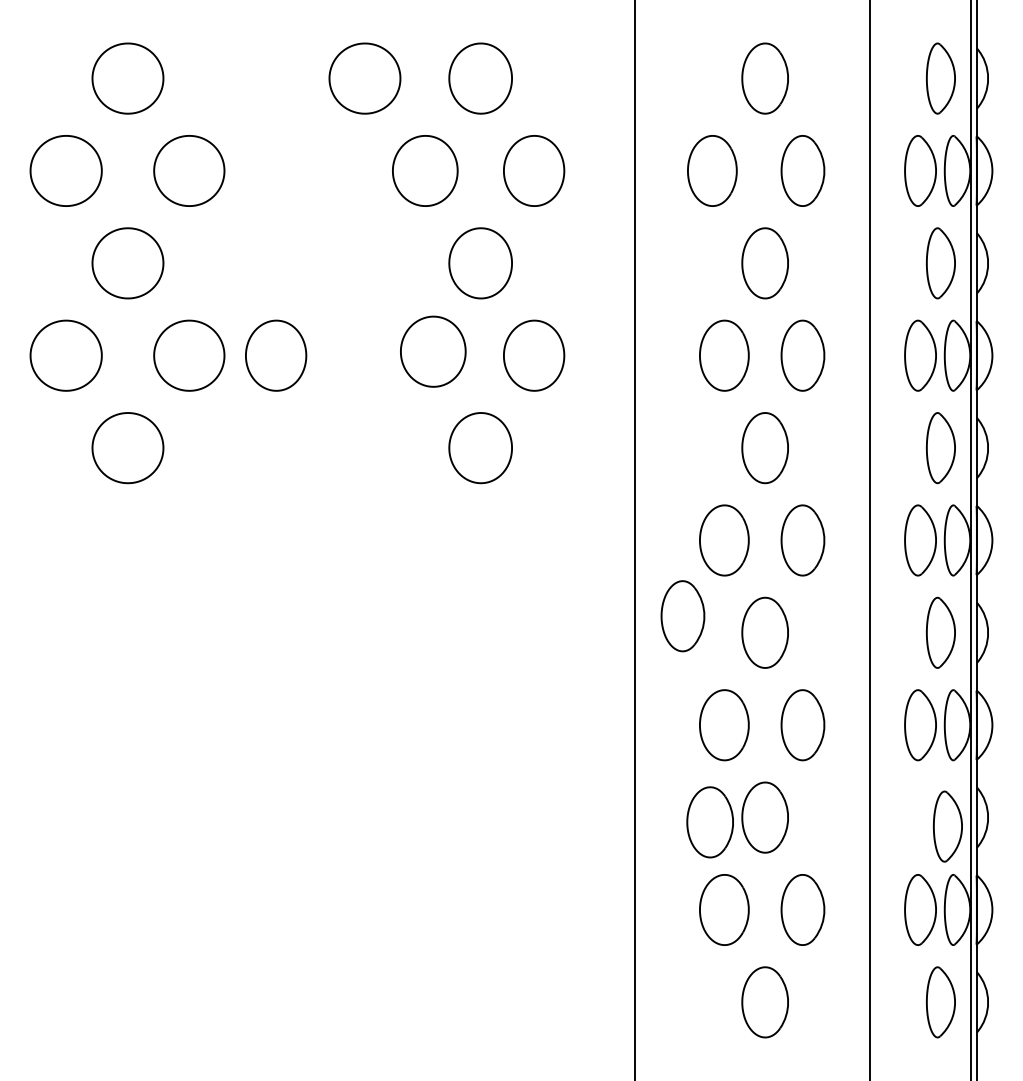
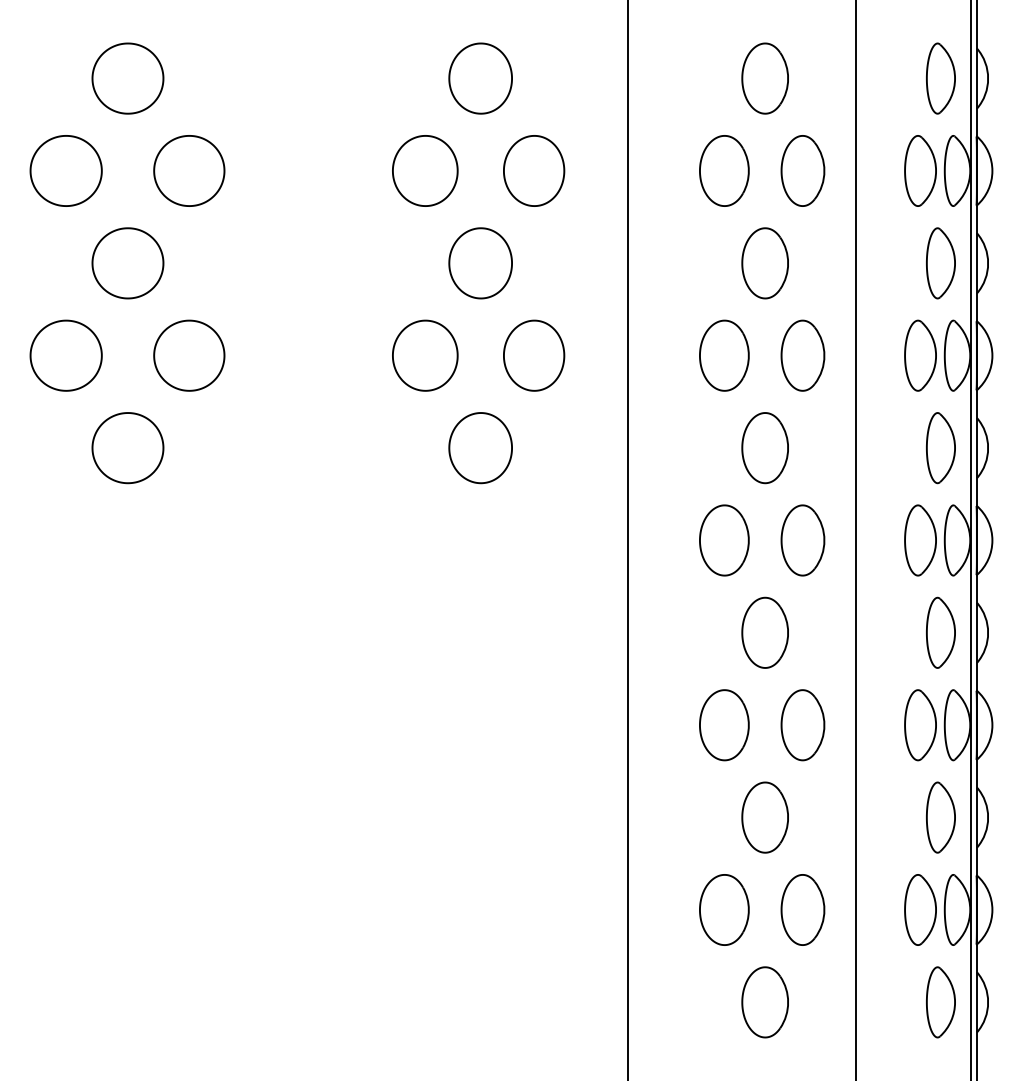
part: present -> none (364, 78)
part position: (712, 170) -> (724, 170) (724, 170)
part position: (433, 351) -> (425, 355) (425, 355)
part: present -> none (276, 355)
line position: (634, 539) -> (627, 539) (627, 539)
line position: (869, 539) -> (855, 539) (855, 539)
part: present -> none (682, 616)
part: present -> none (709, 822)
part position: (947, 826) -> (940, 817) (940, 817)
